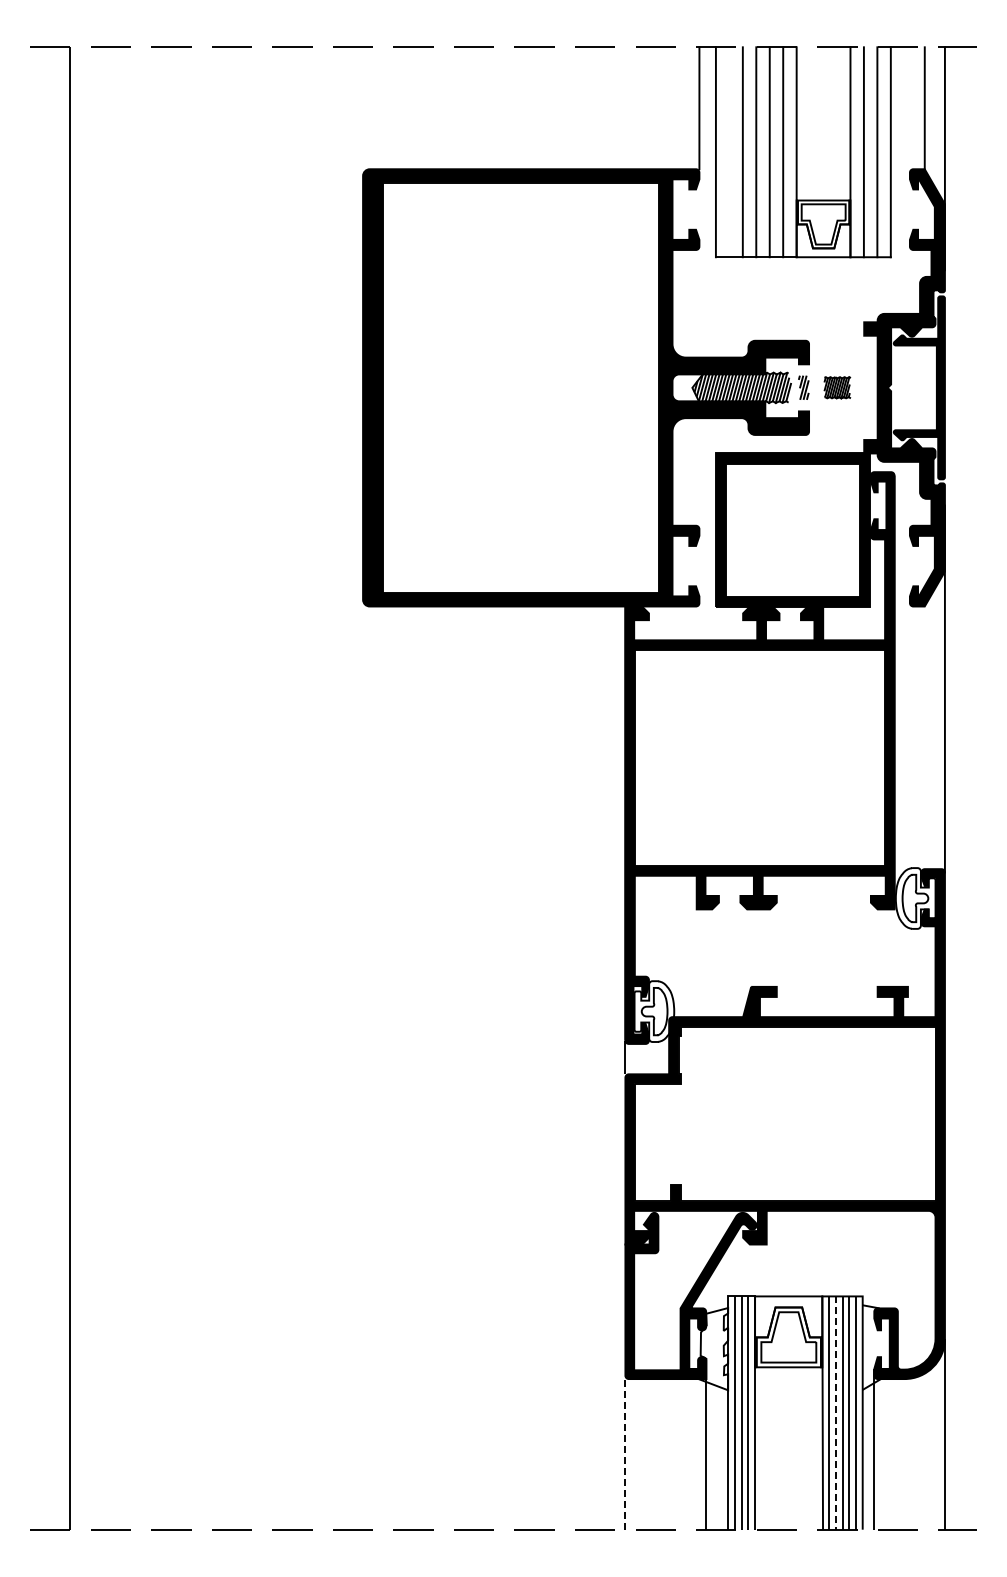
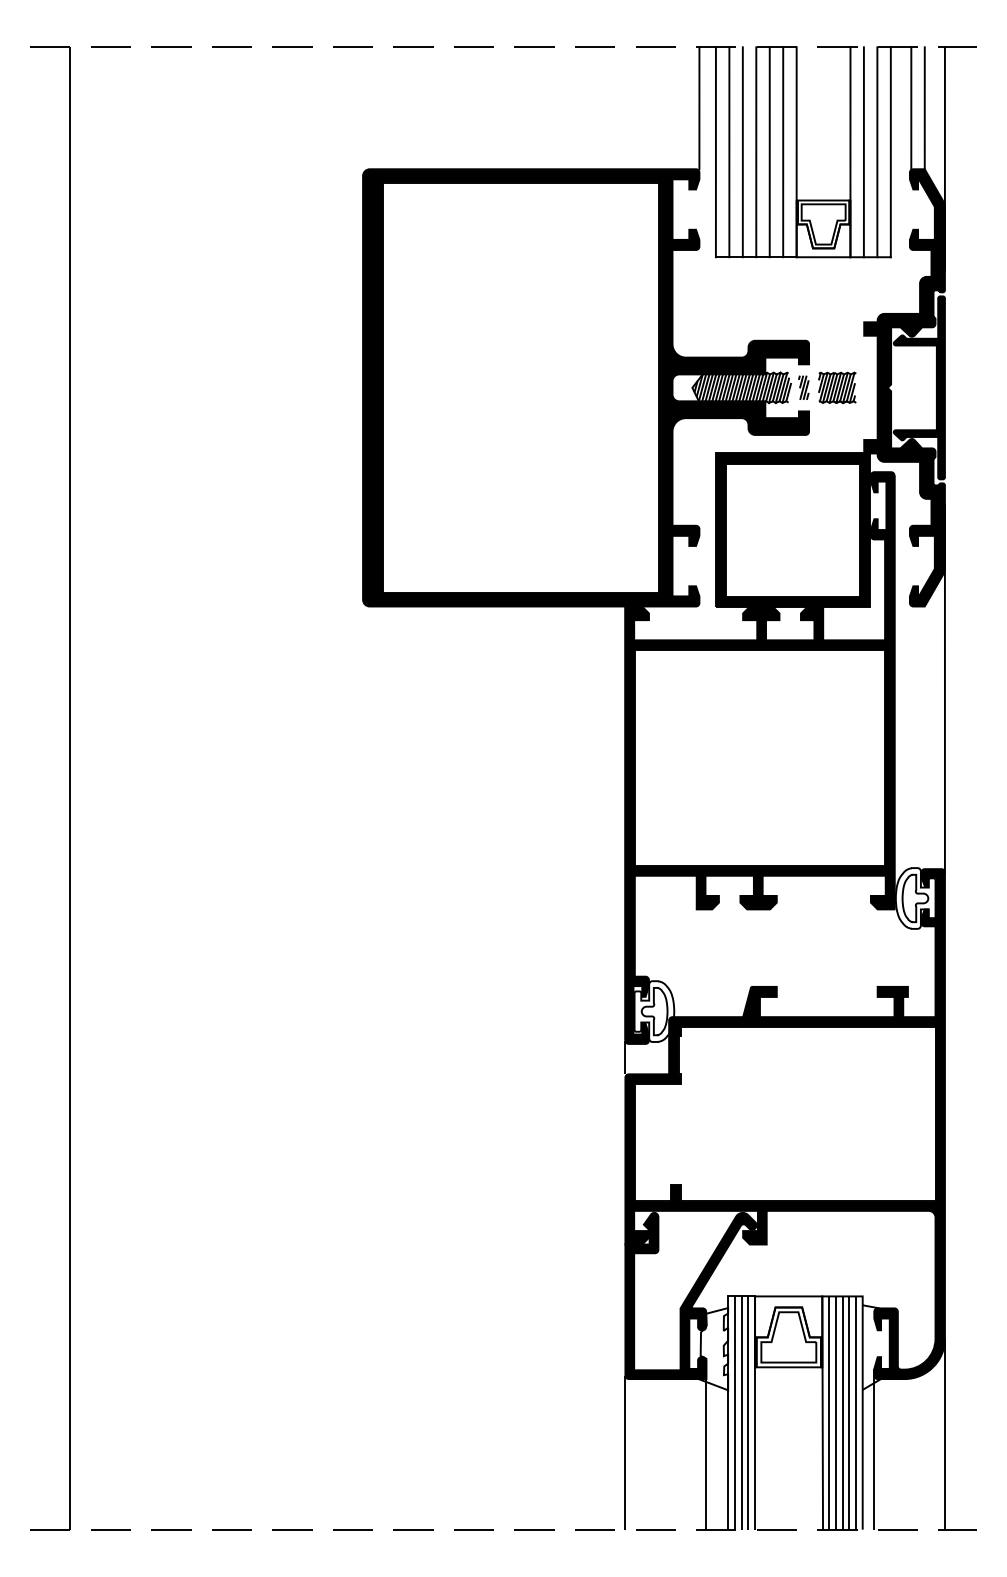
line: none -> present (911, 108)
line: none -> present (729, 152)
part size: 29x24 px -> 39x33 px (837, 387)
line: dashed -> solid (835, 1413)
line: dashed -> solid (625, 1452)
